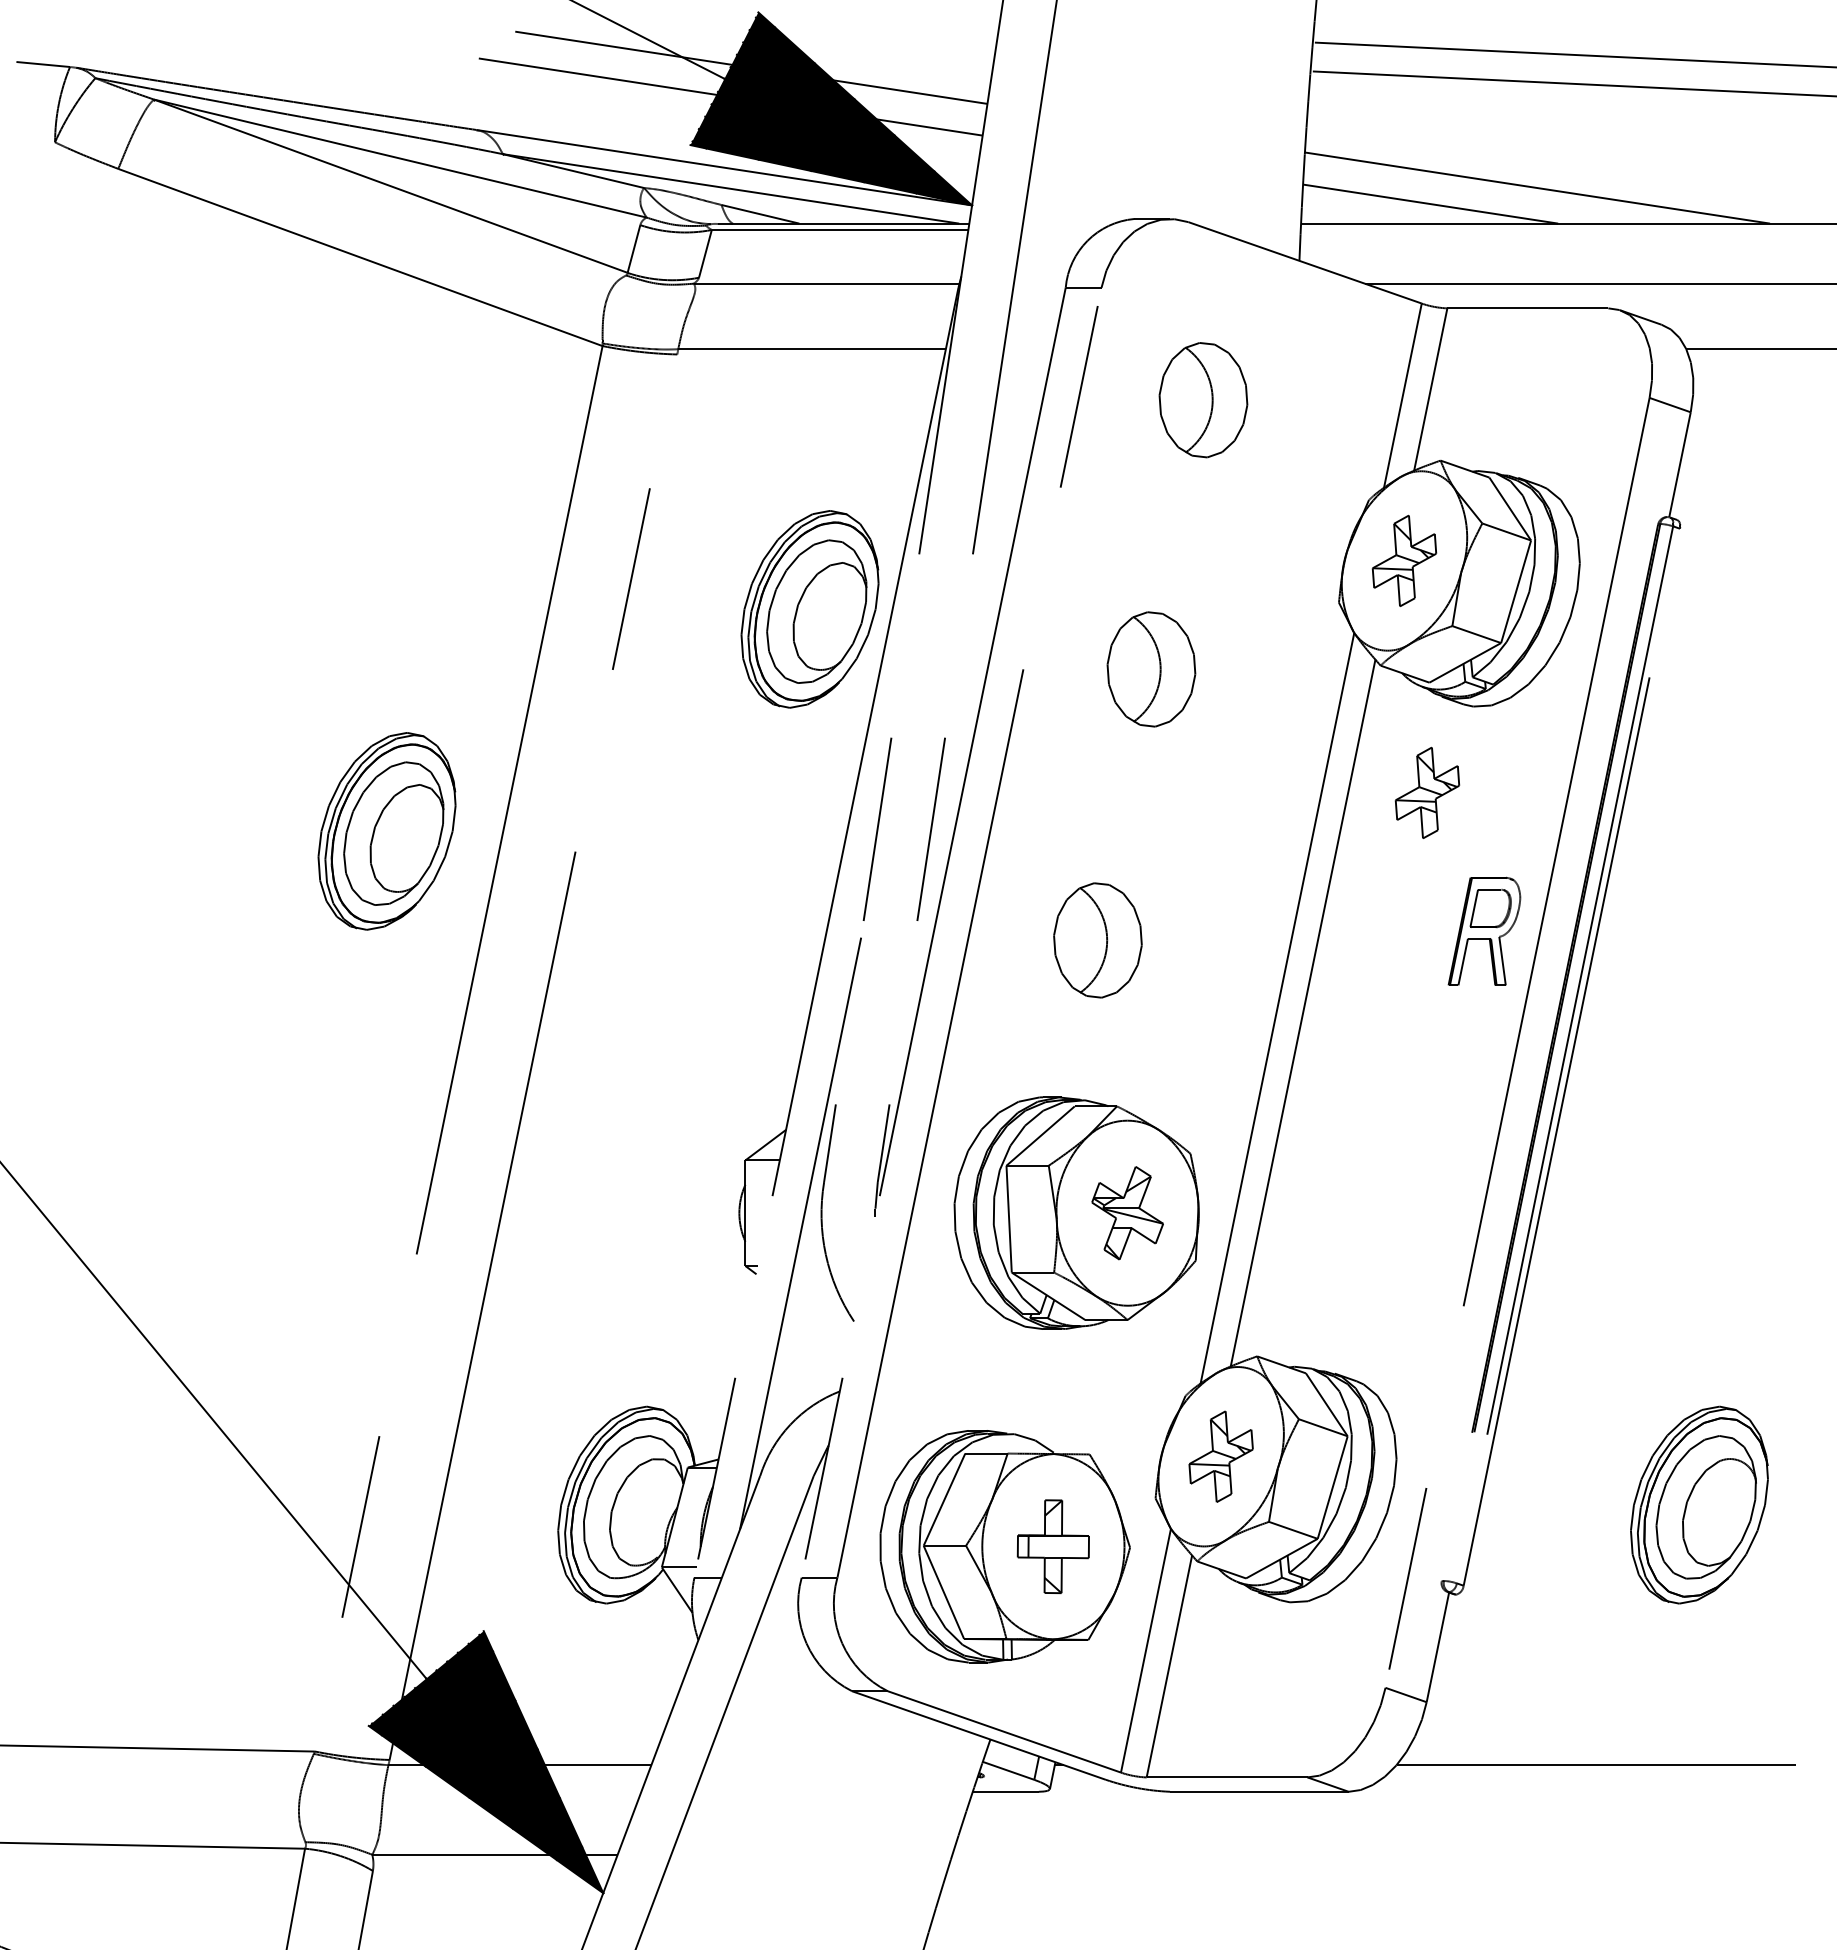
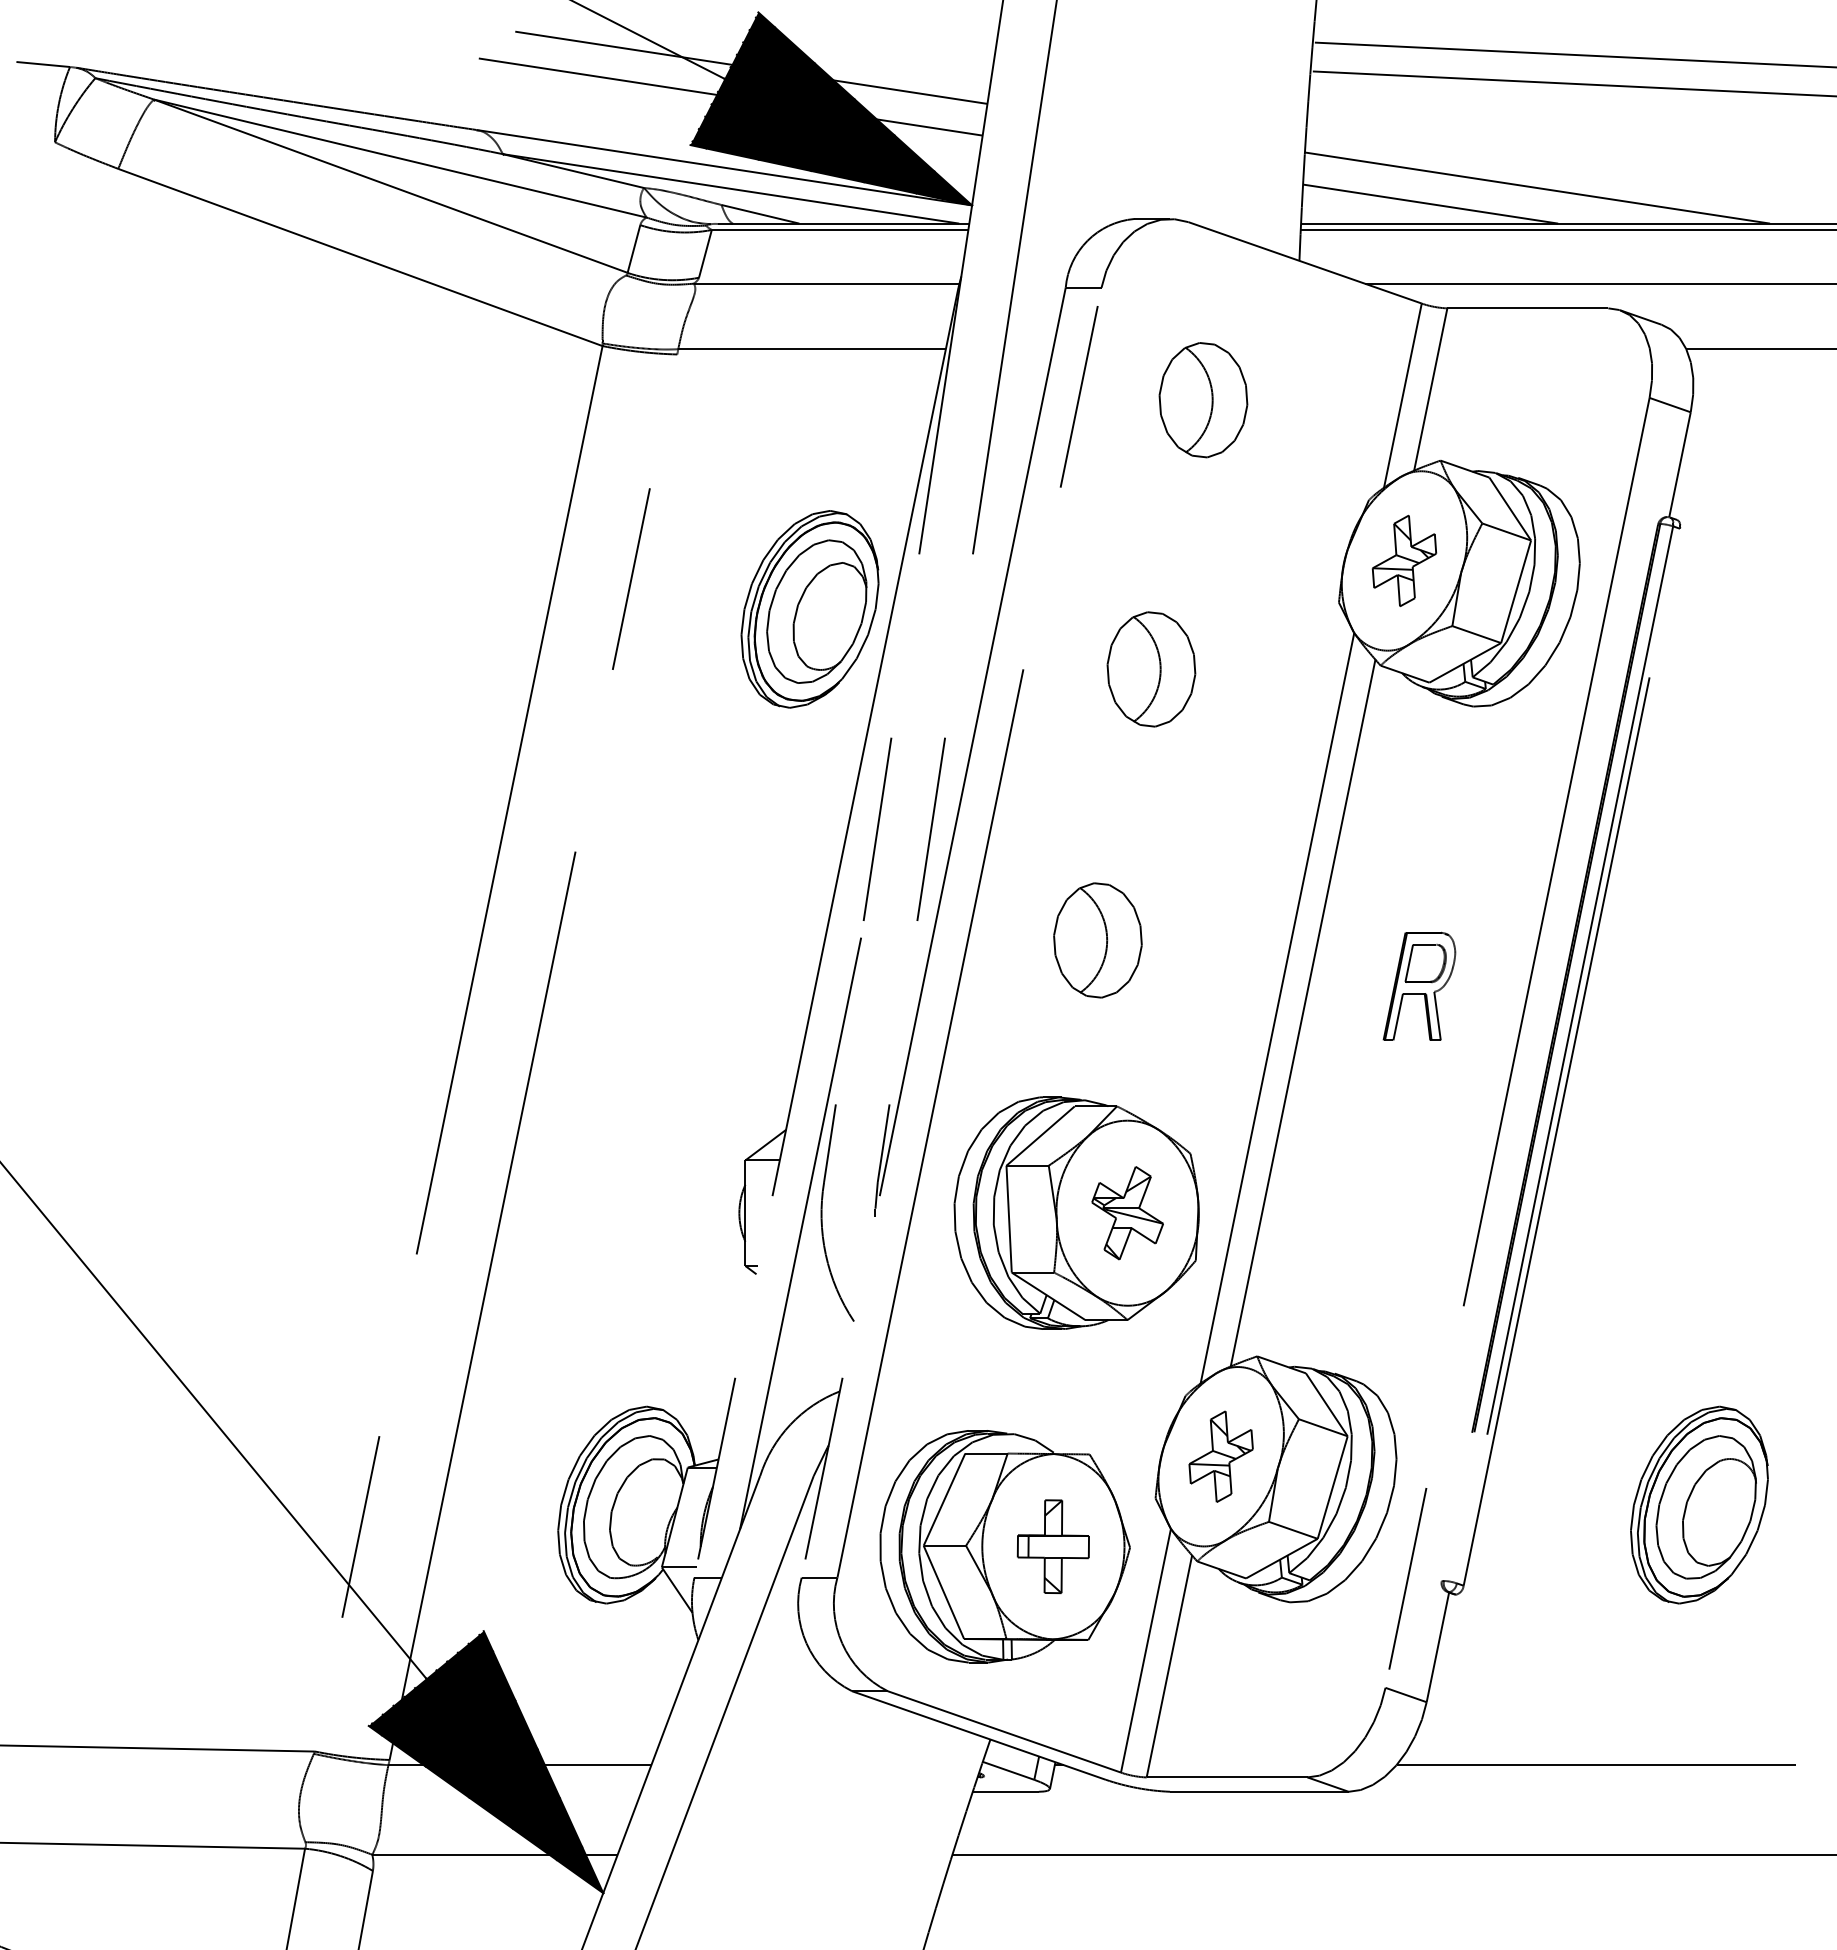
line: none -> present (1566, 230)
part: present -> none (1427, 792)
part: present -> none (386, 831)
part position: (1484, 930) -> (1419, 985) (1419, 985)
line: none -> present (1392, 1854)
